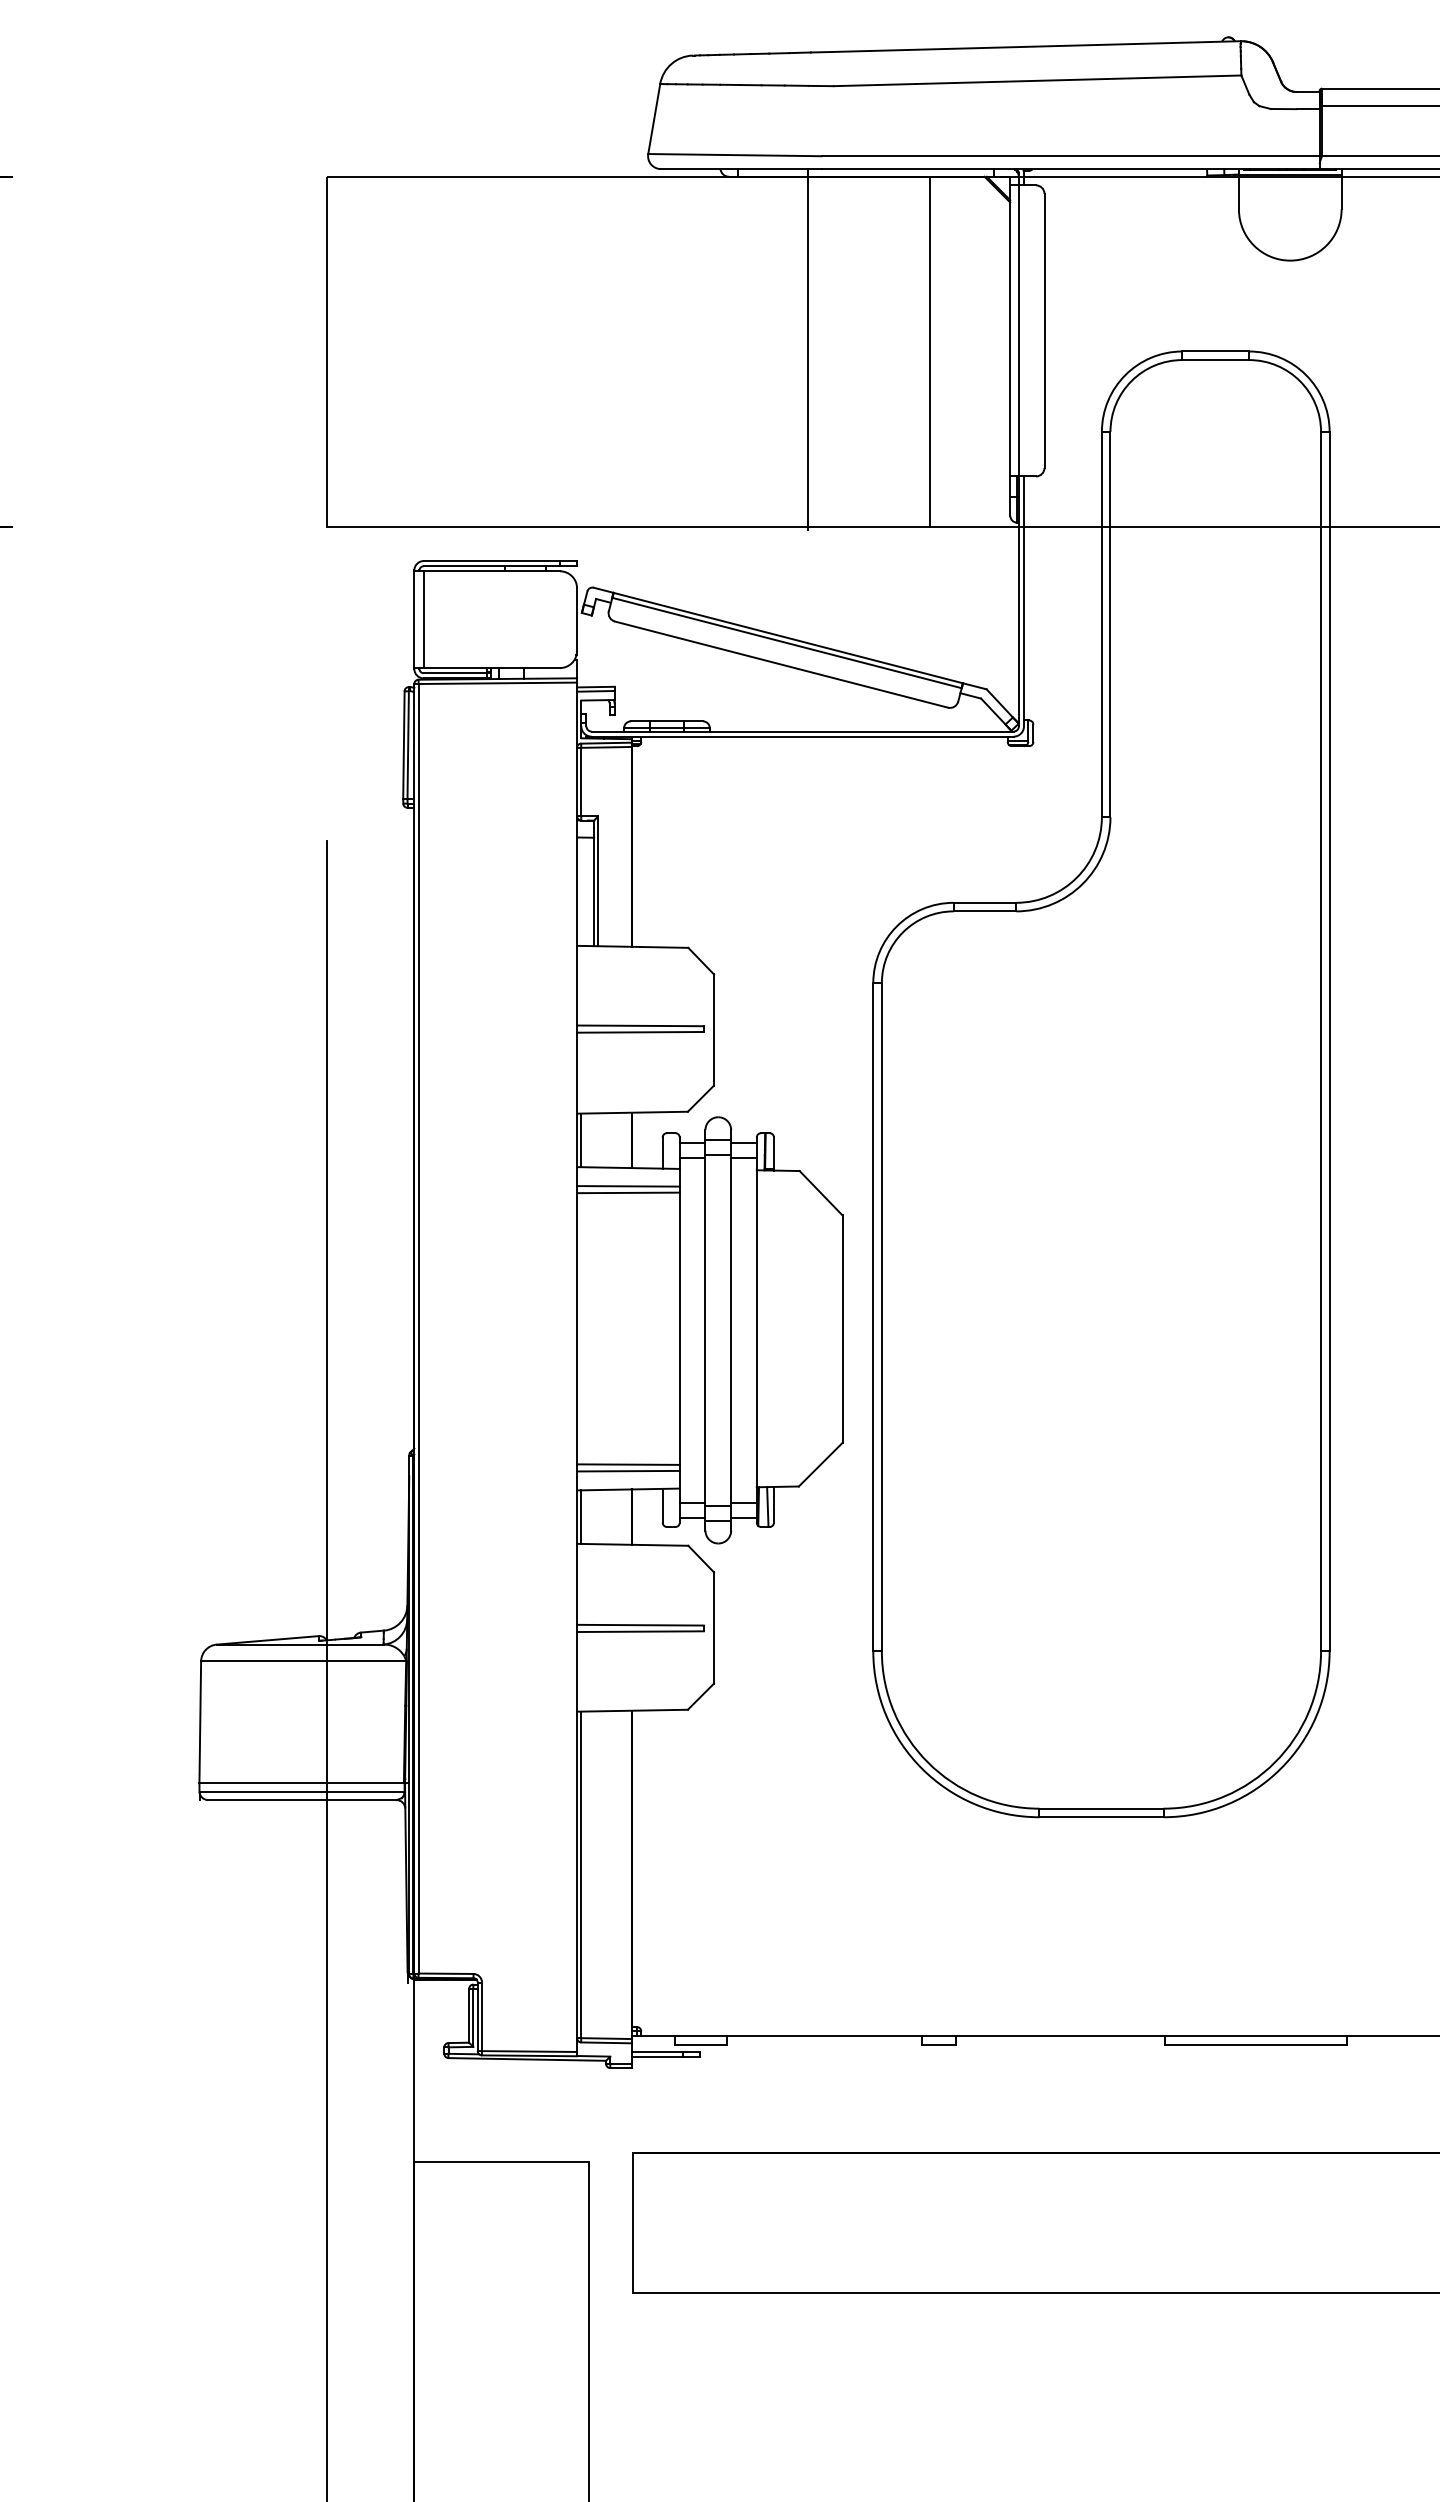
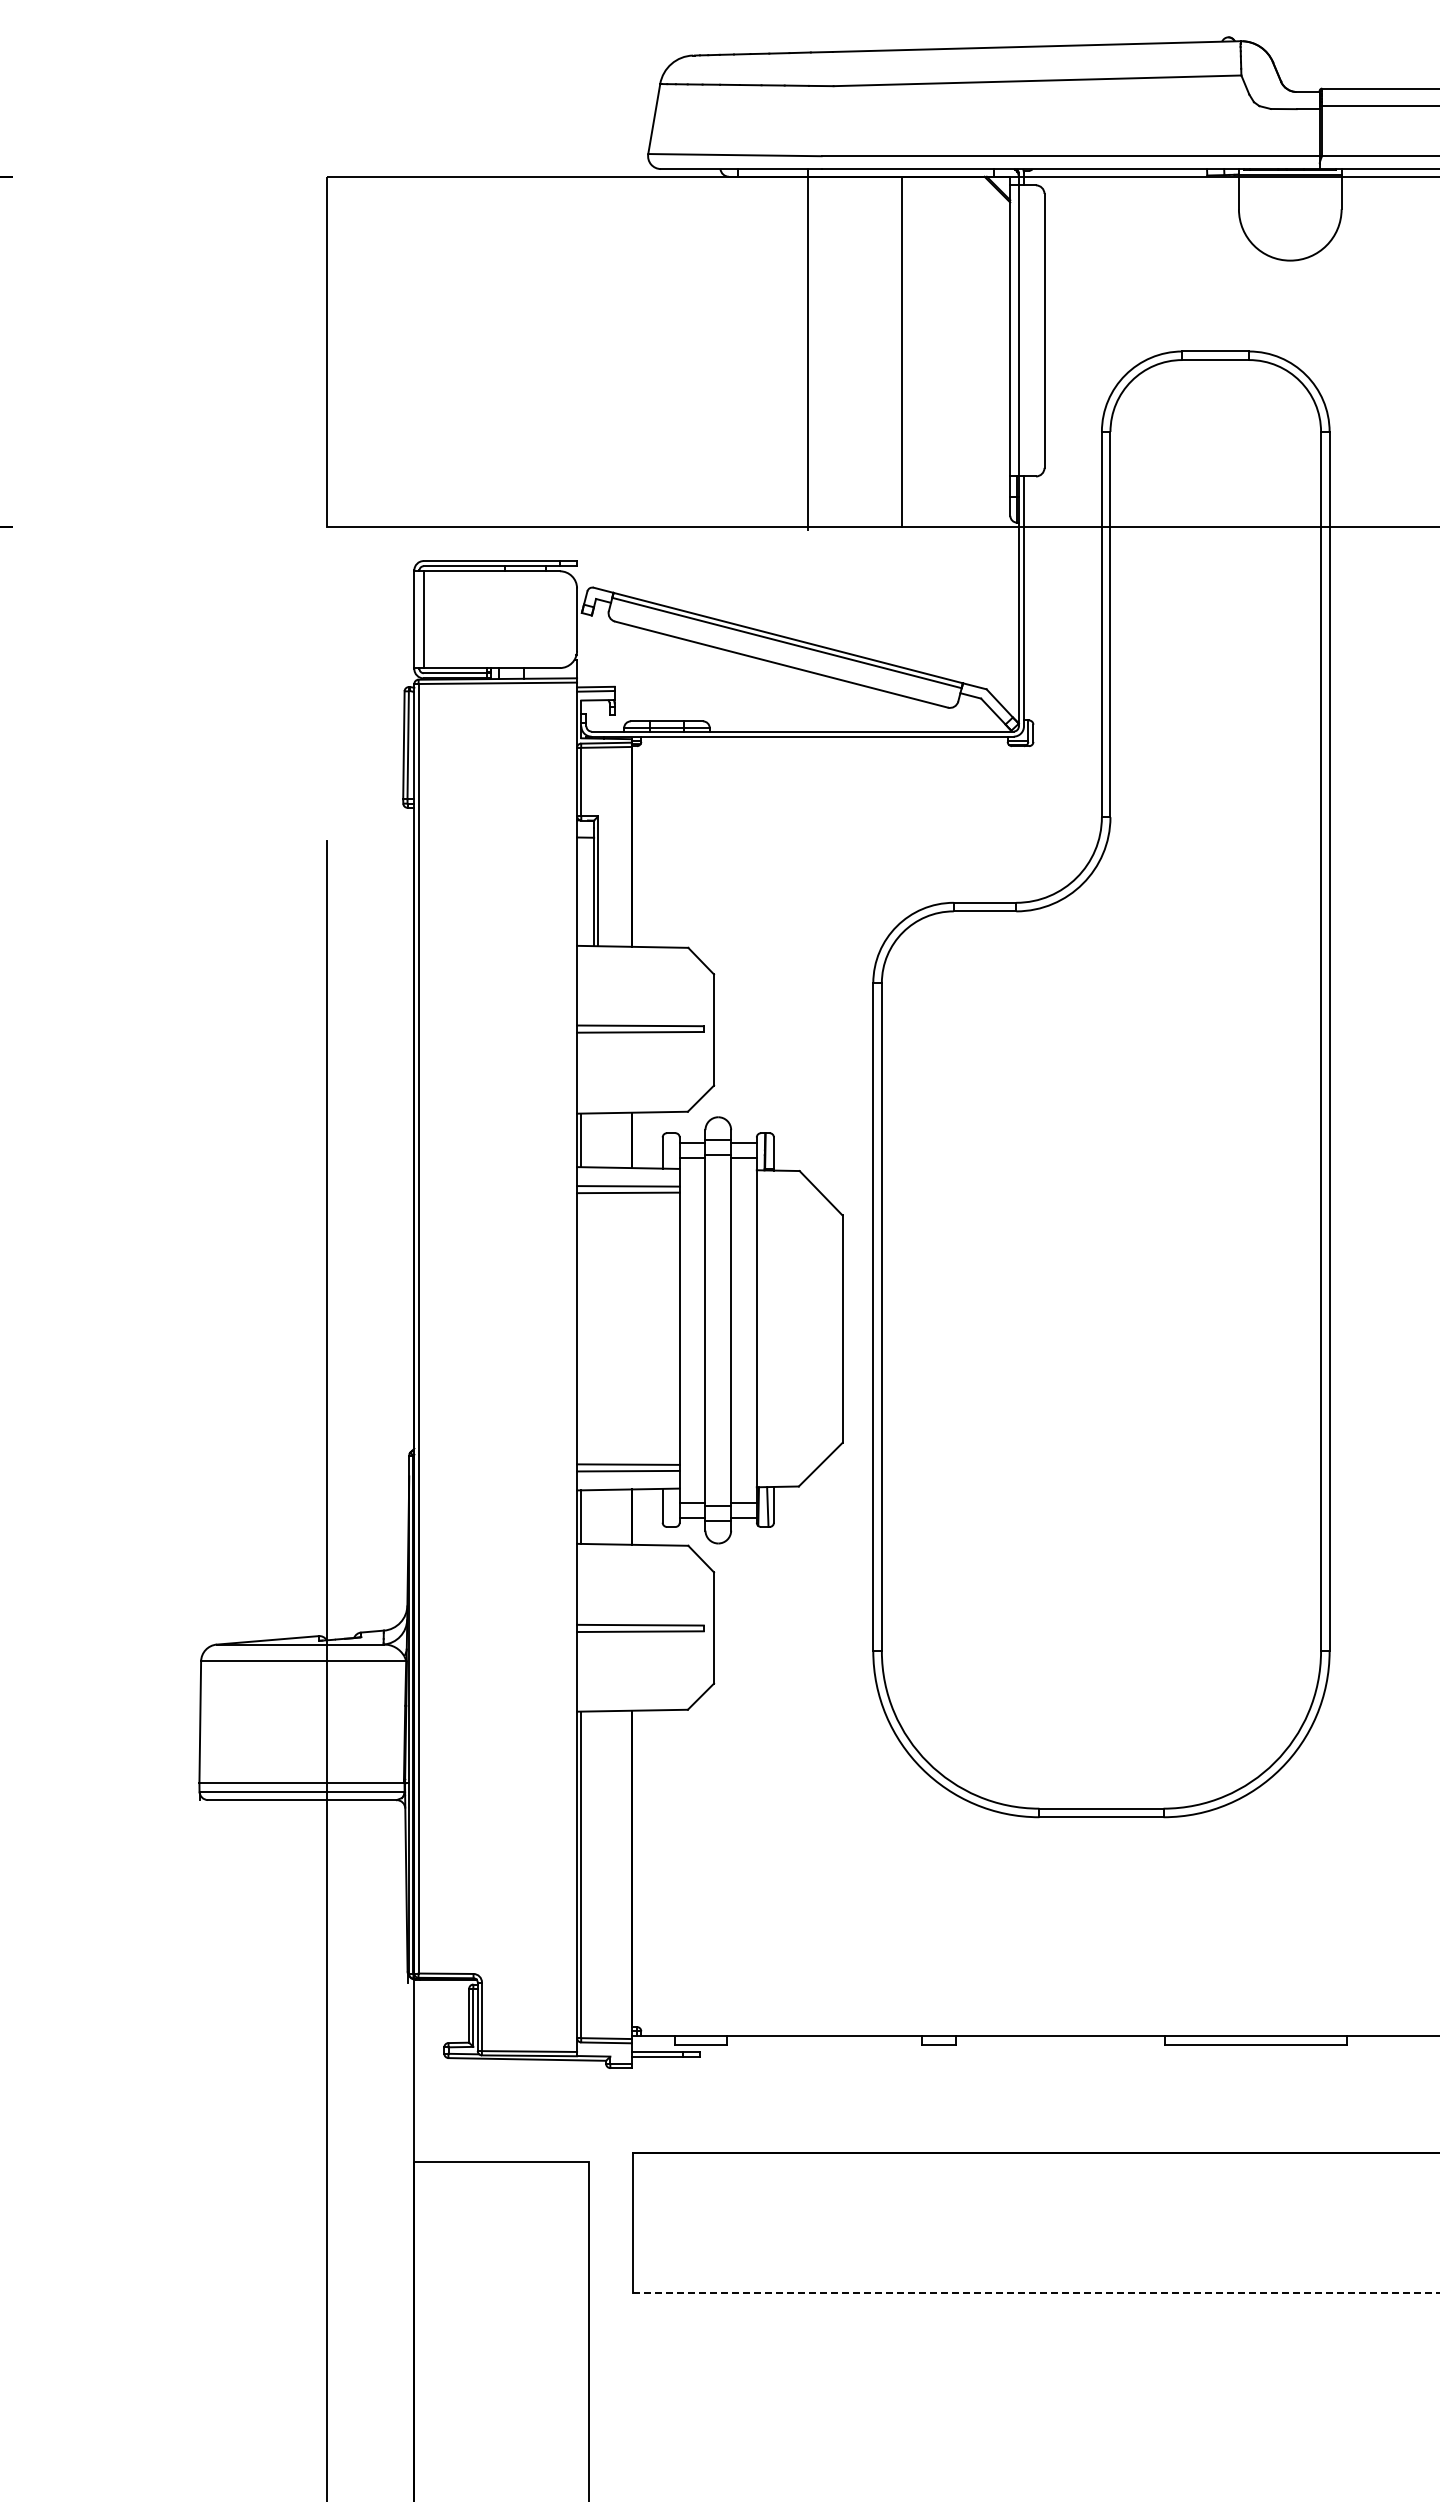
line position: (930, 351) -> (902, 351) (902, 351)
line: solid -> dashed (1036, 2293)
